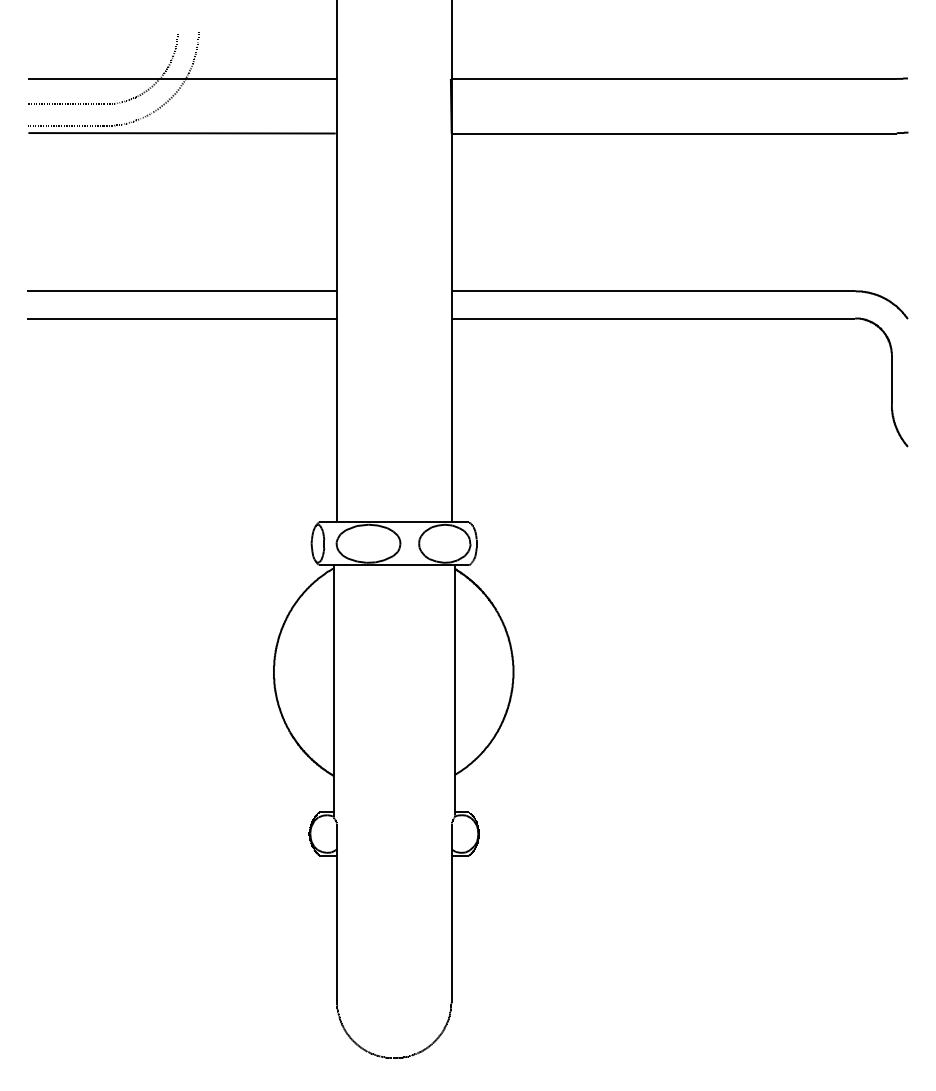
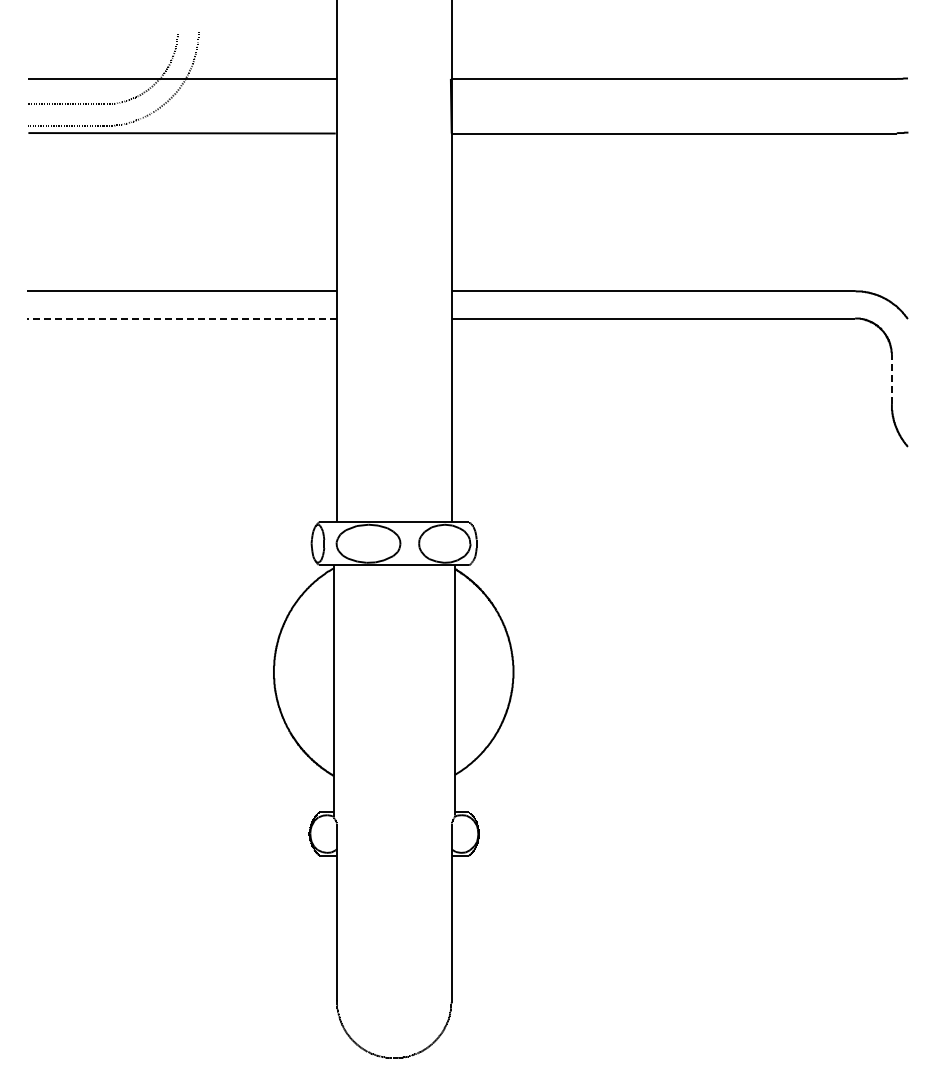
line: solid -> dashed (181, 318)
line: solid -> dashed (891, 379)
